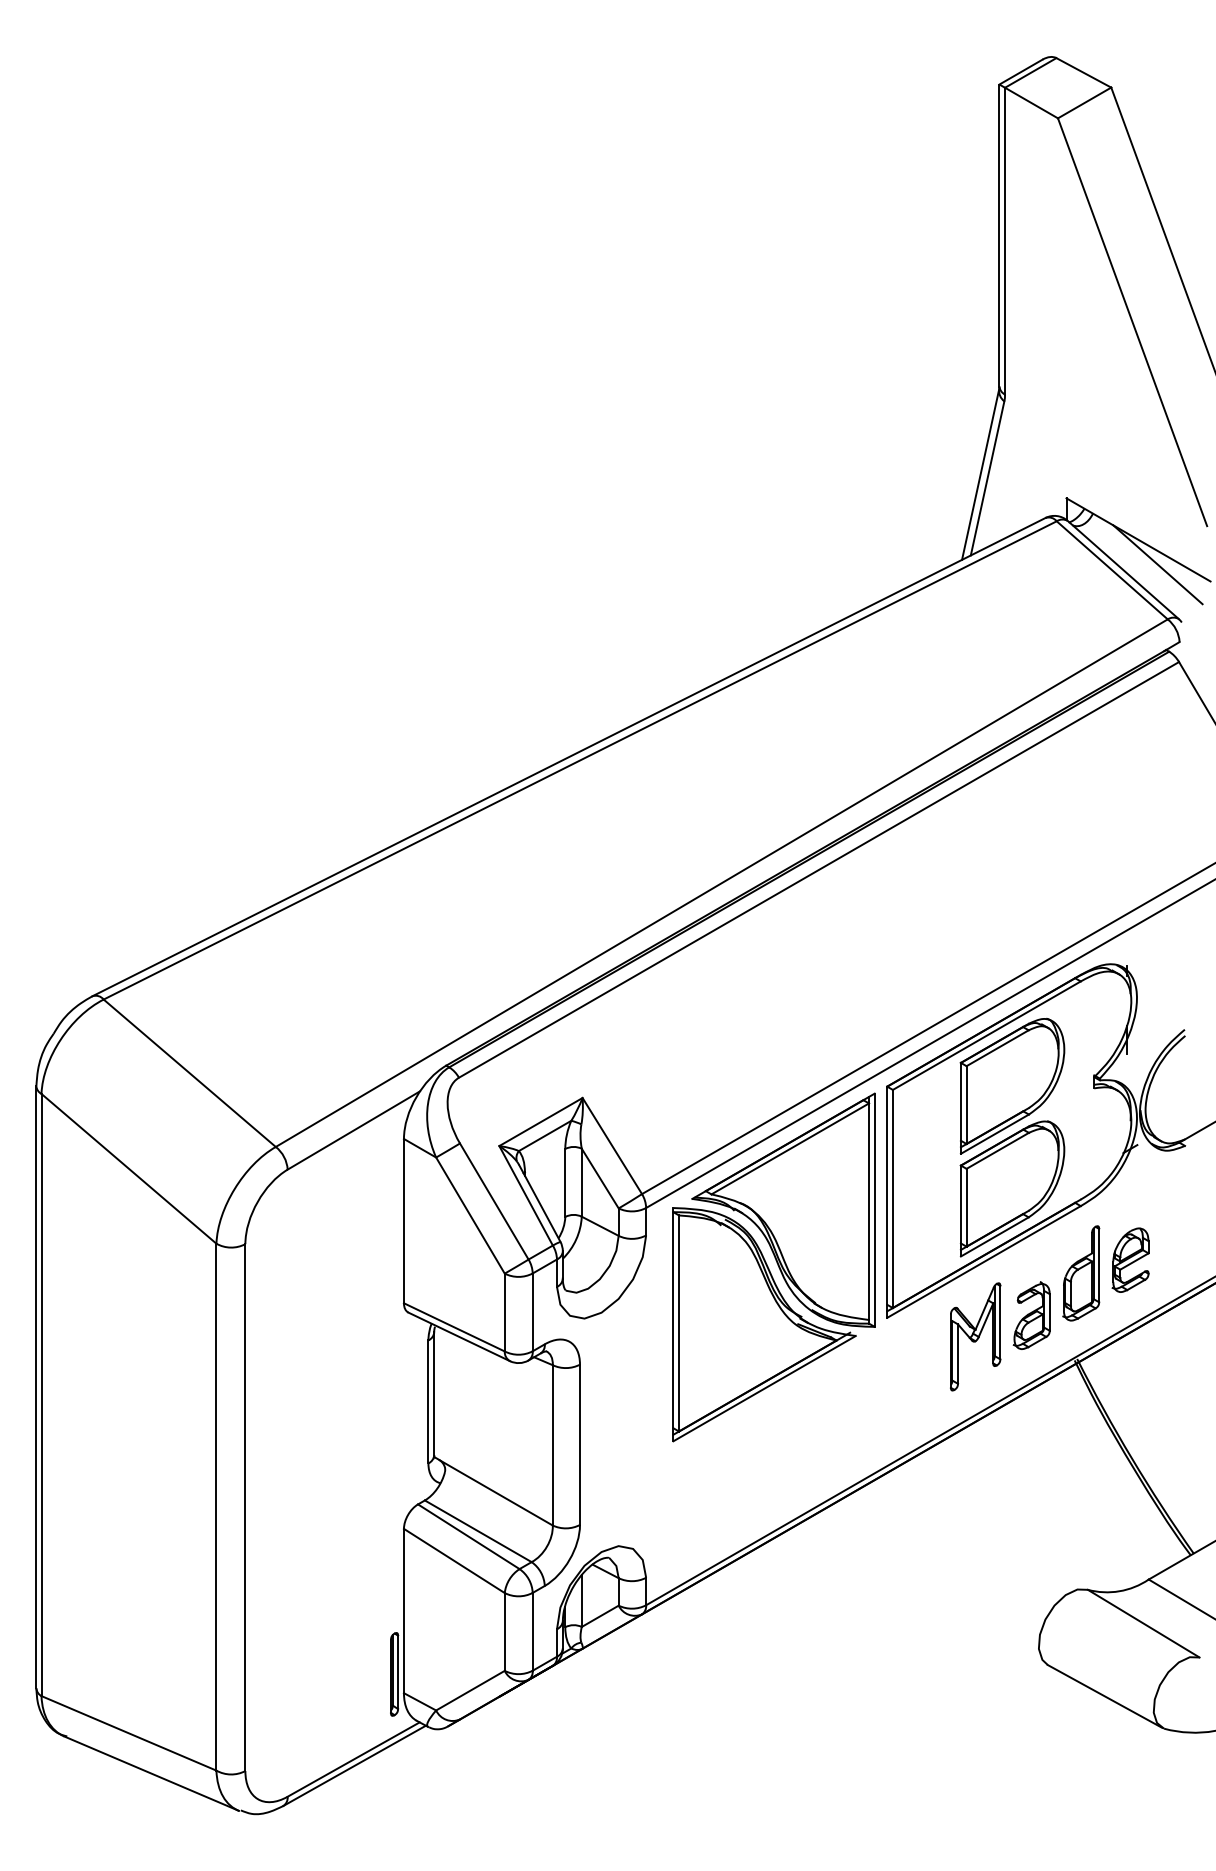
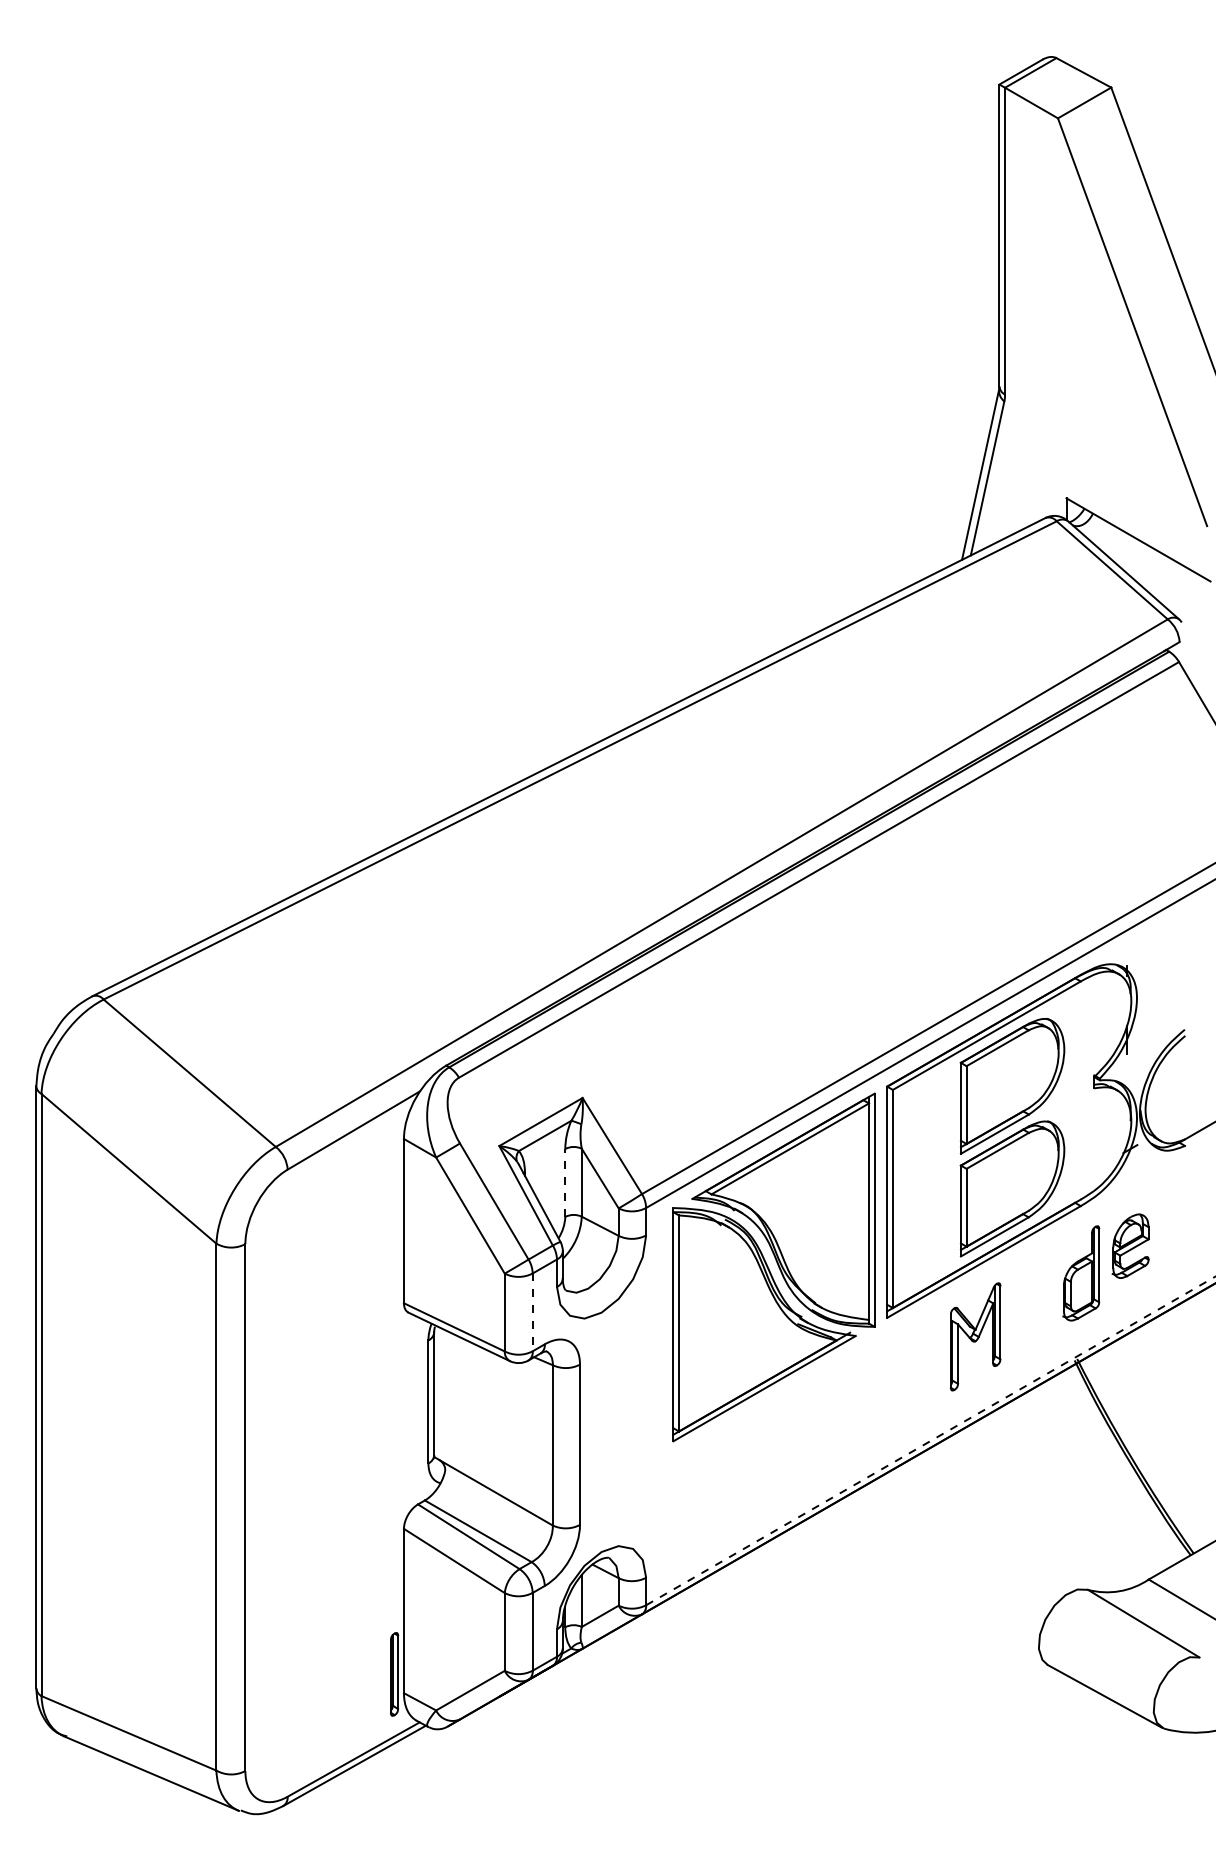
line: present -> none (1157, 564)
line: solid -> dashed (565, 1182)
part position: (1130, 1259) -> (1130, 1245) (1130, 1245)
line: solid -> dashed (532, 1312)
part: present -> none (1031, 1315)
line: solid -> dashed (931, 1440)
